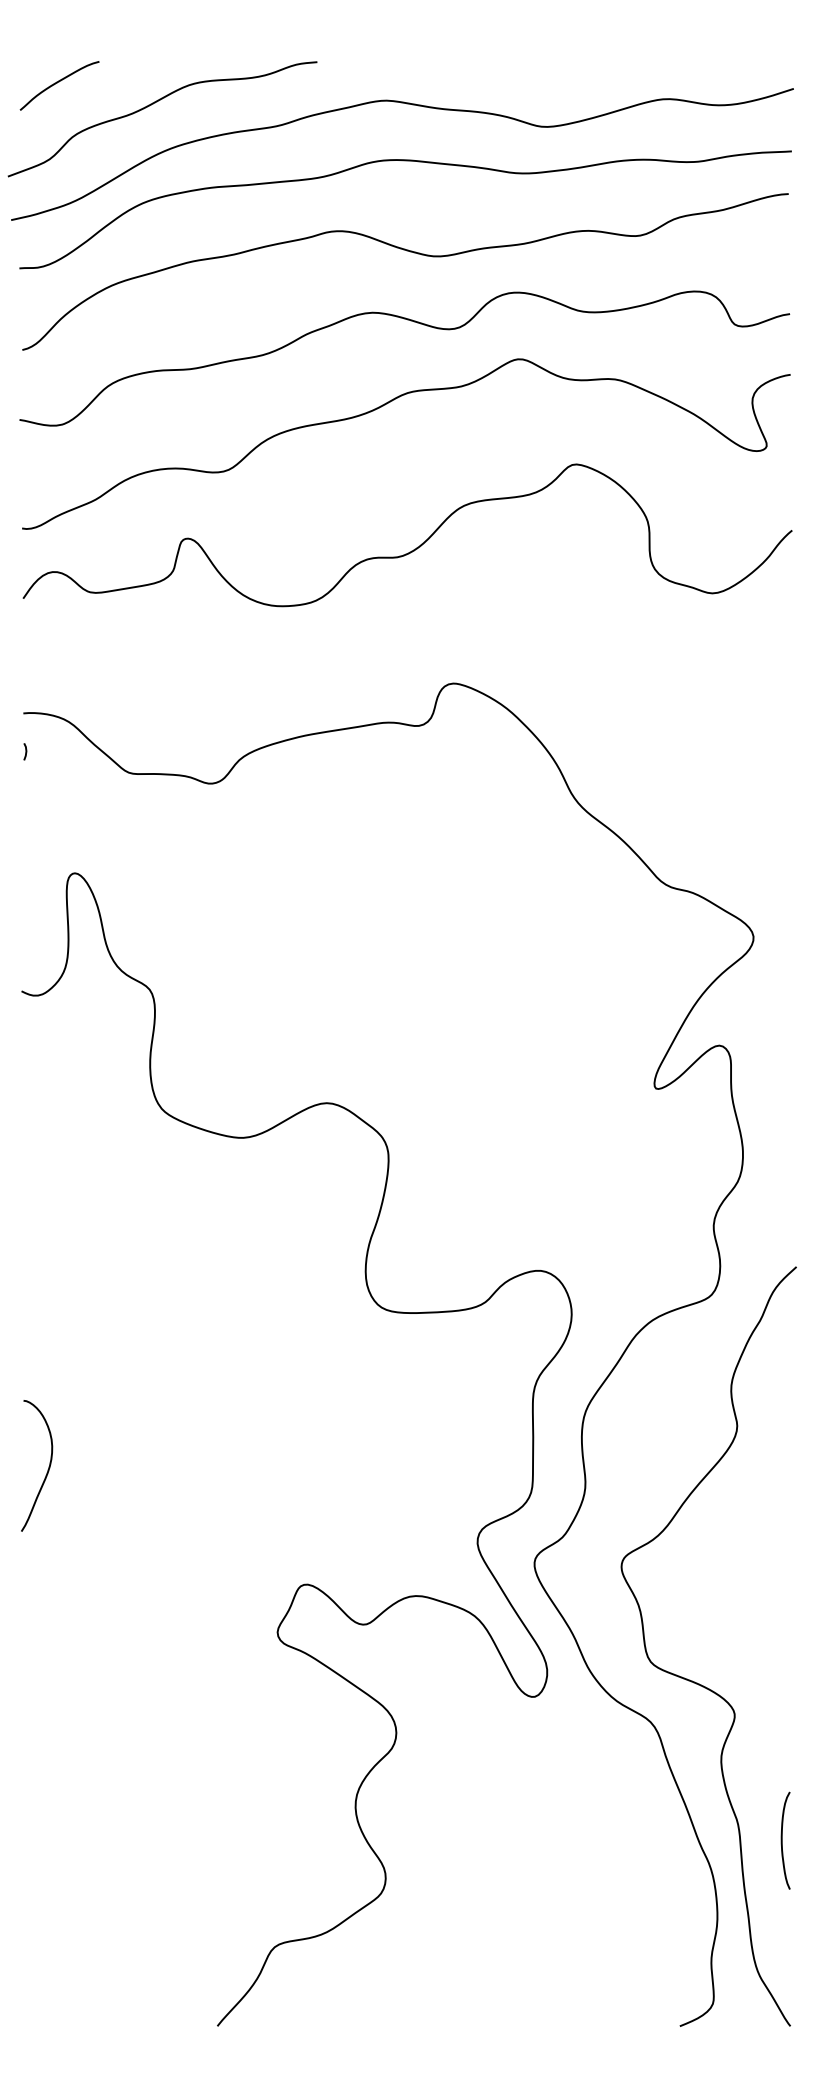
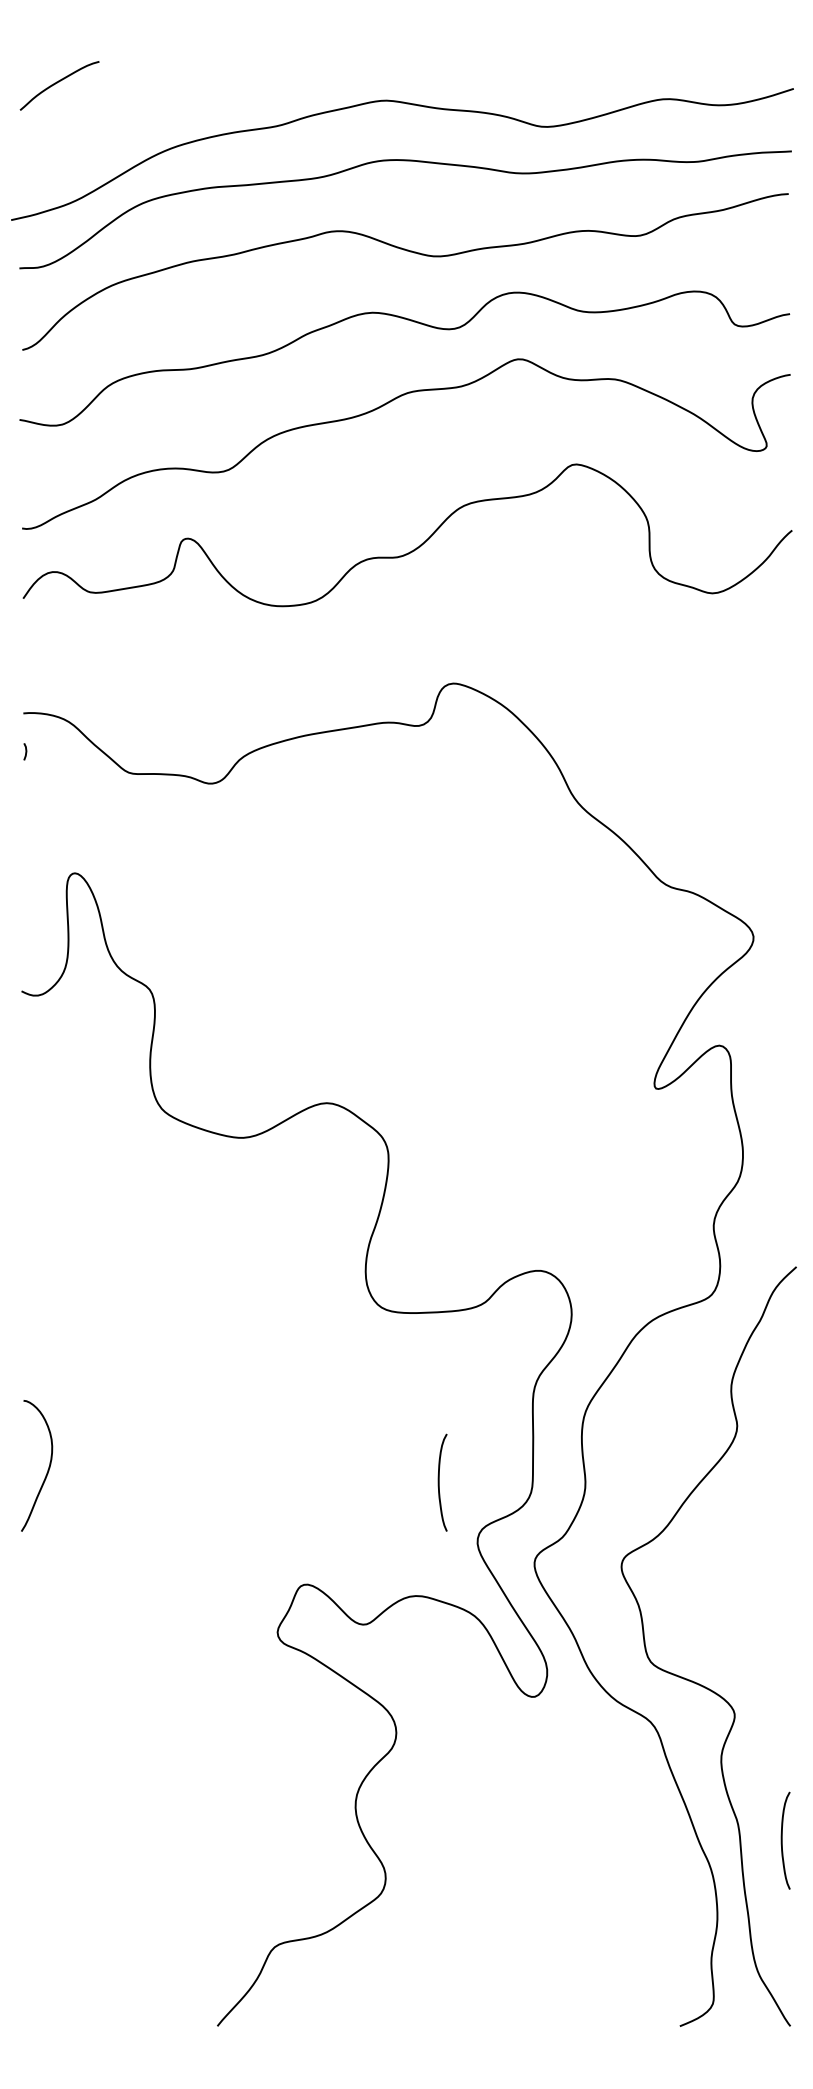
curve: present -> none (155, 103)
curve: none -> present (439, 1482)
